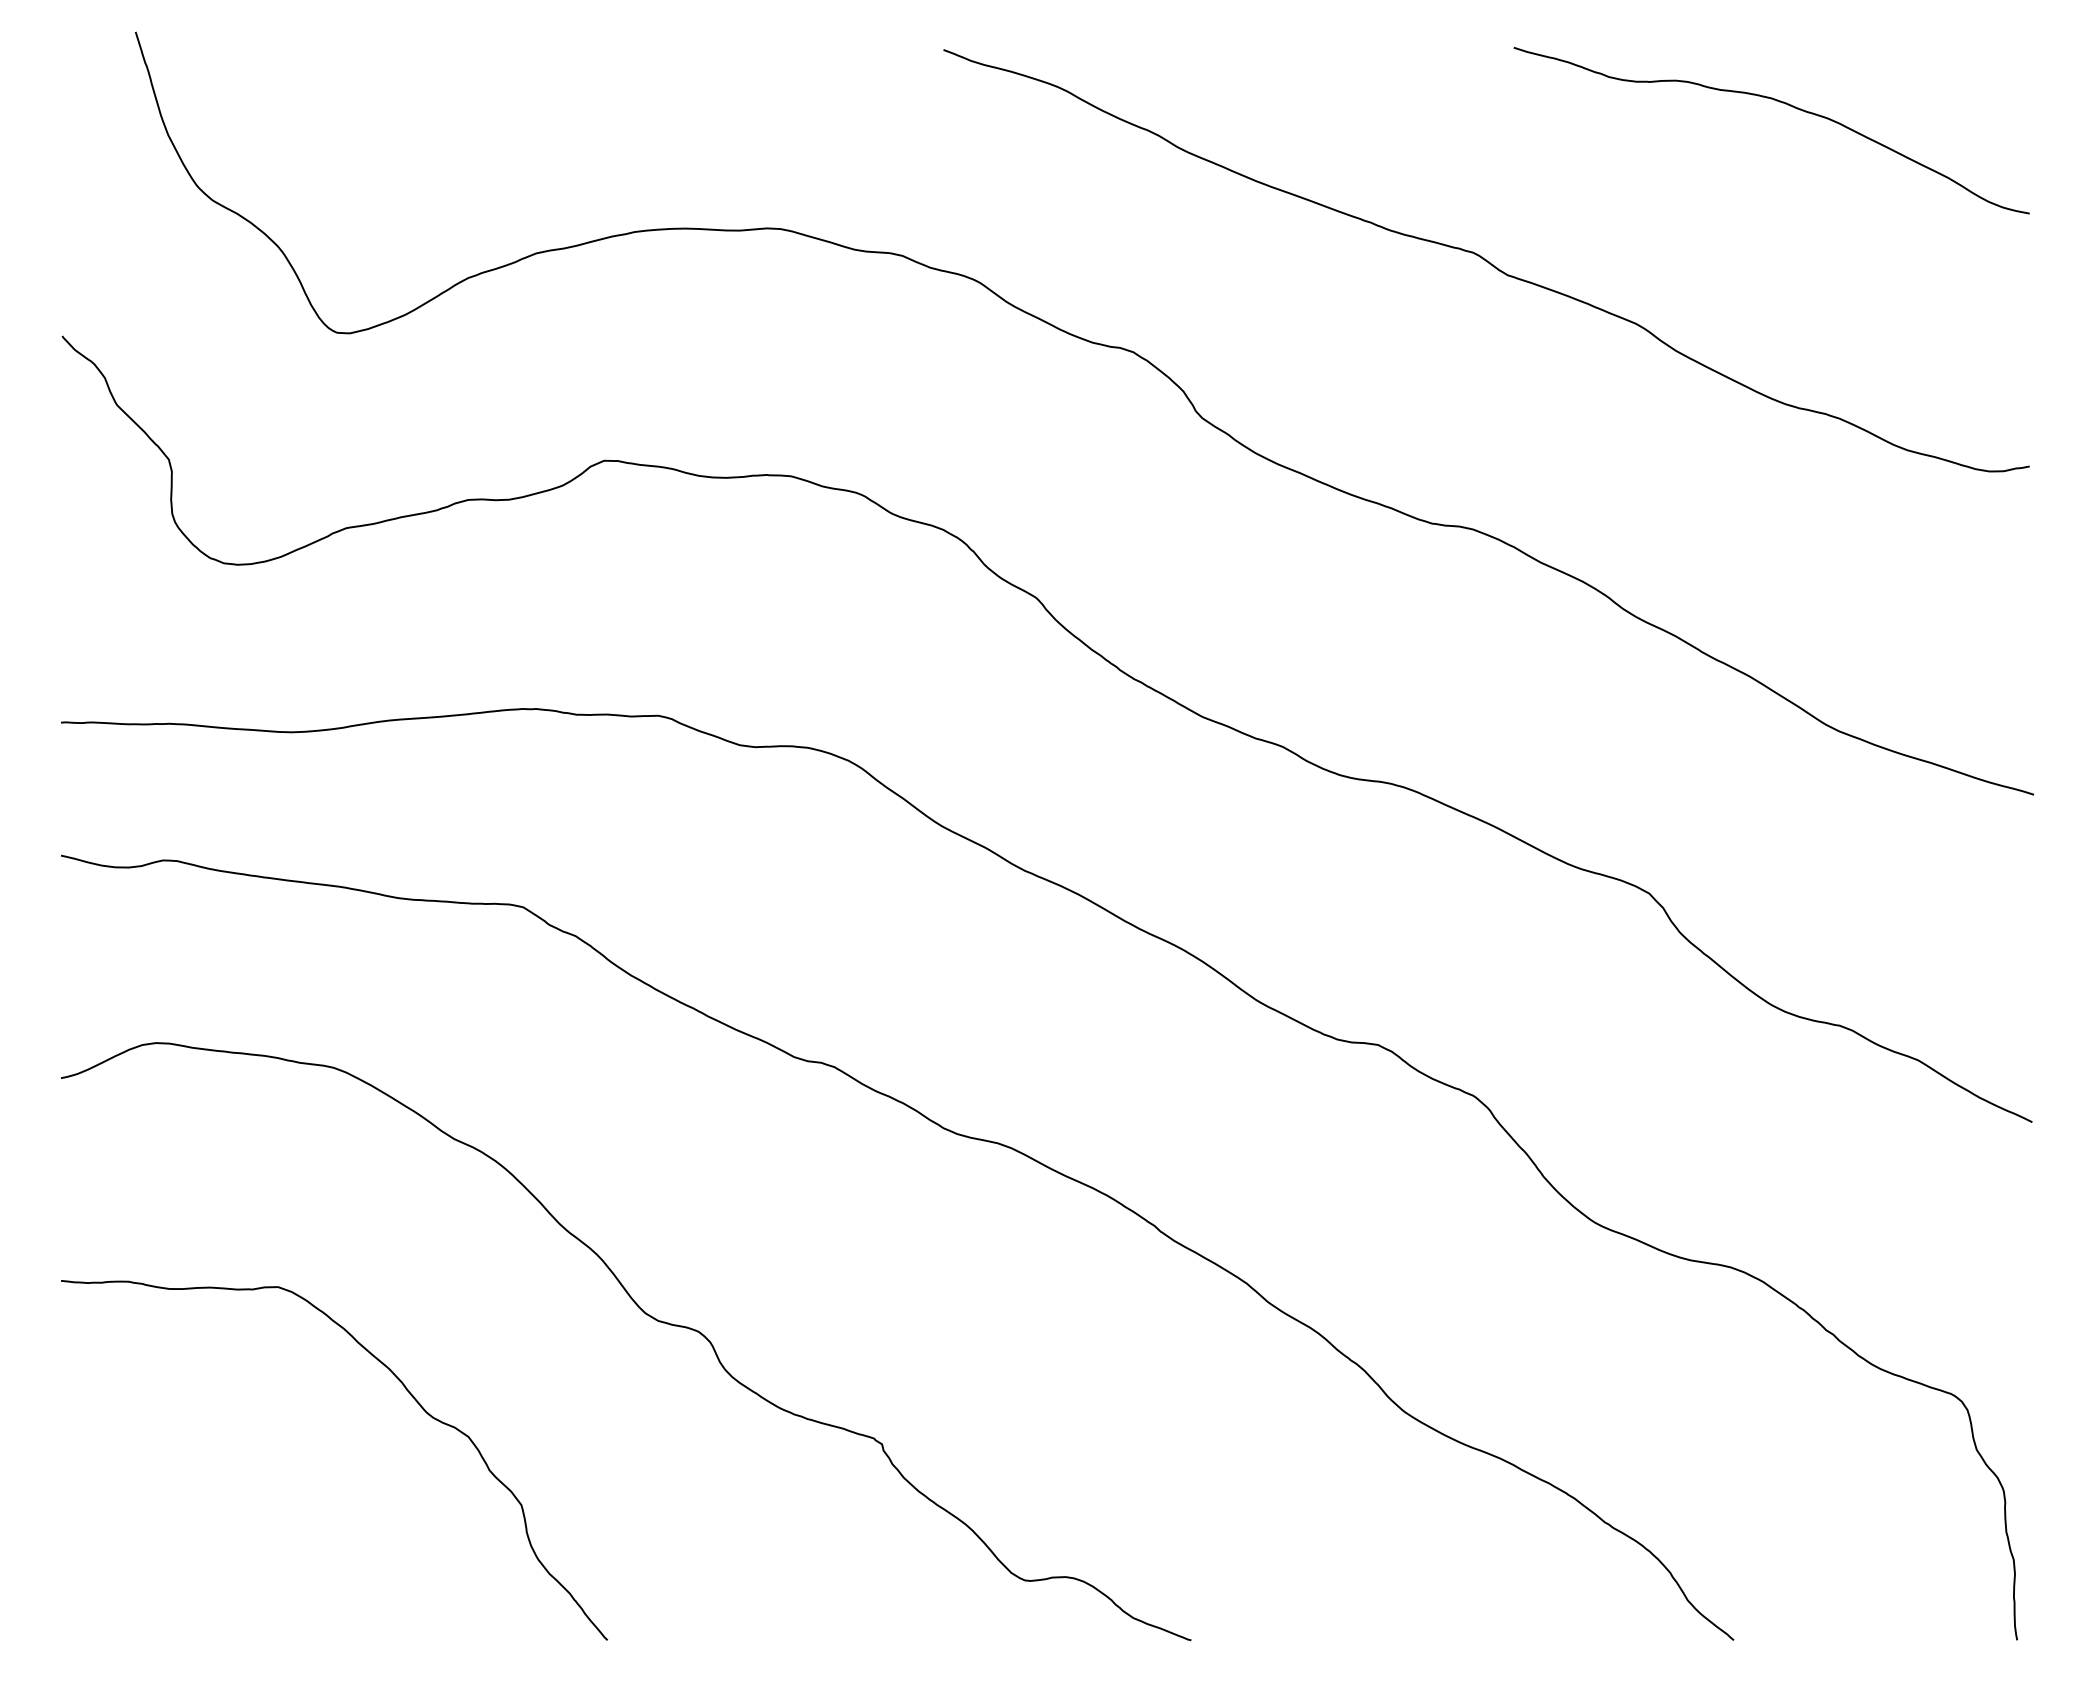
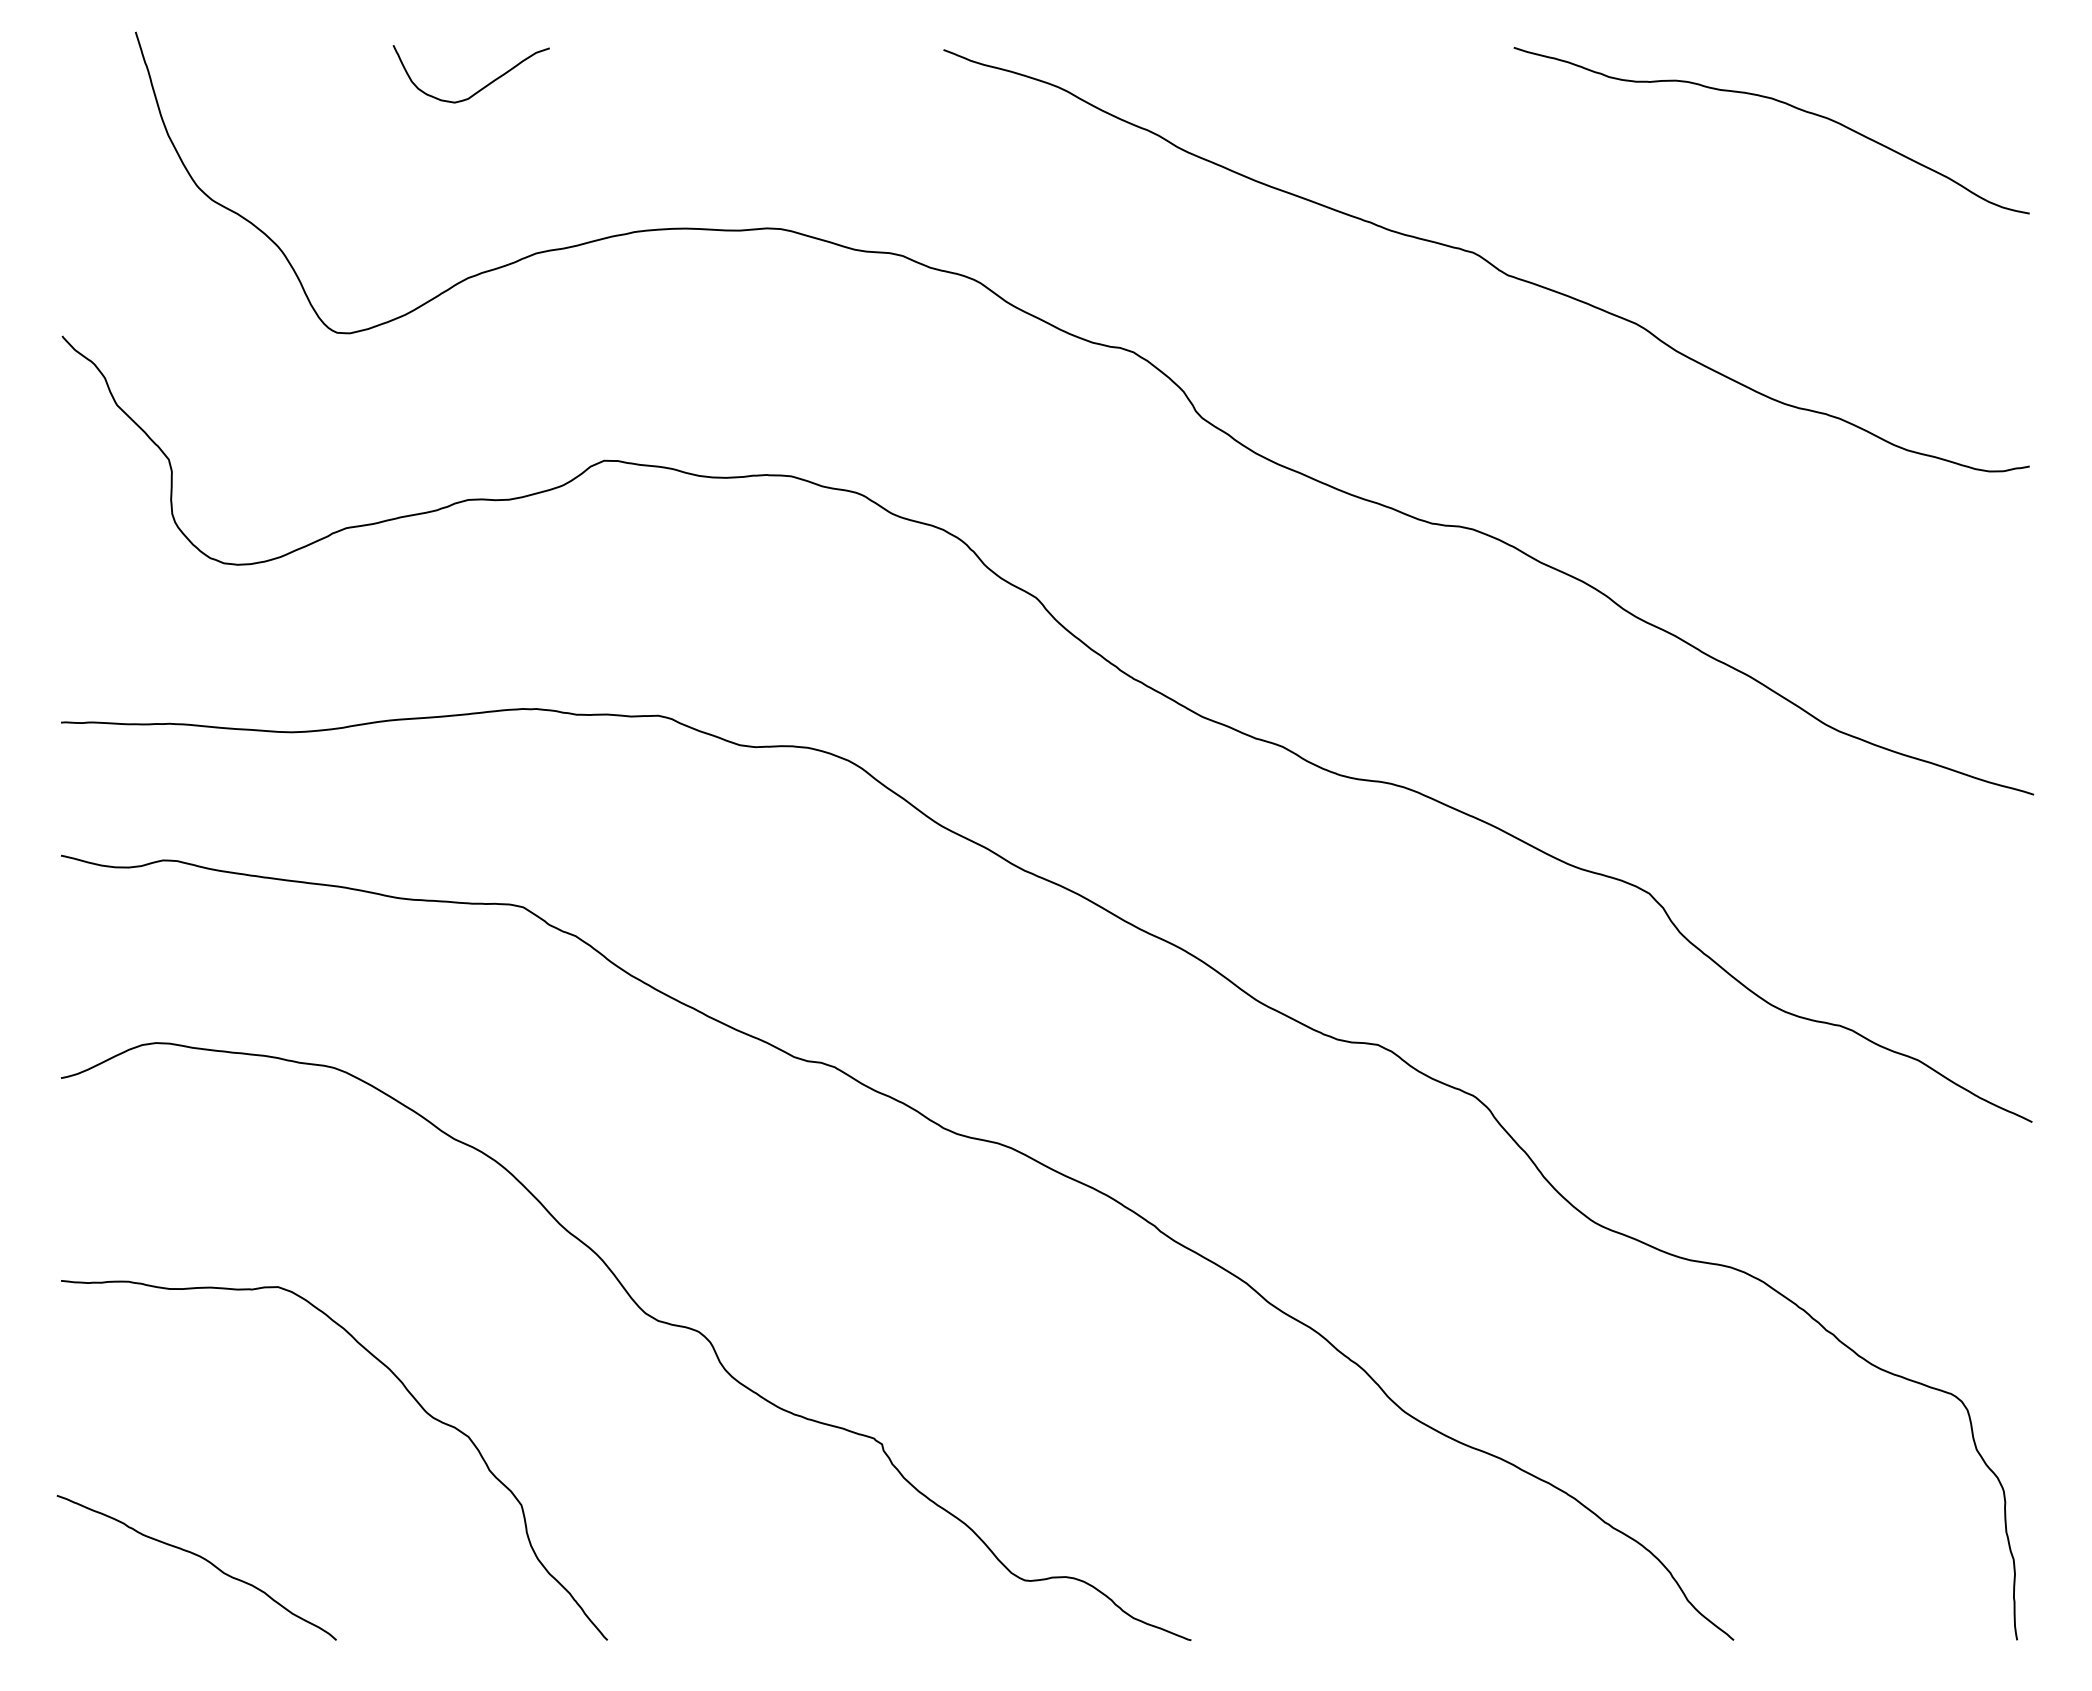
curve: none -> present (479, 89)
curve: none -> present (201, 1558)
